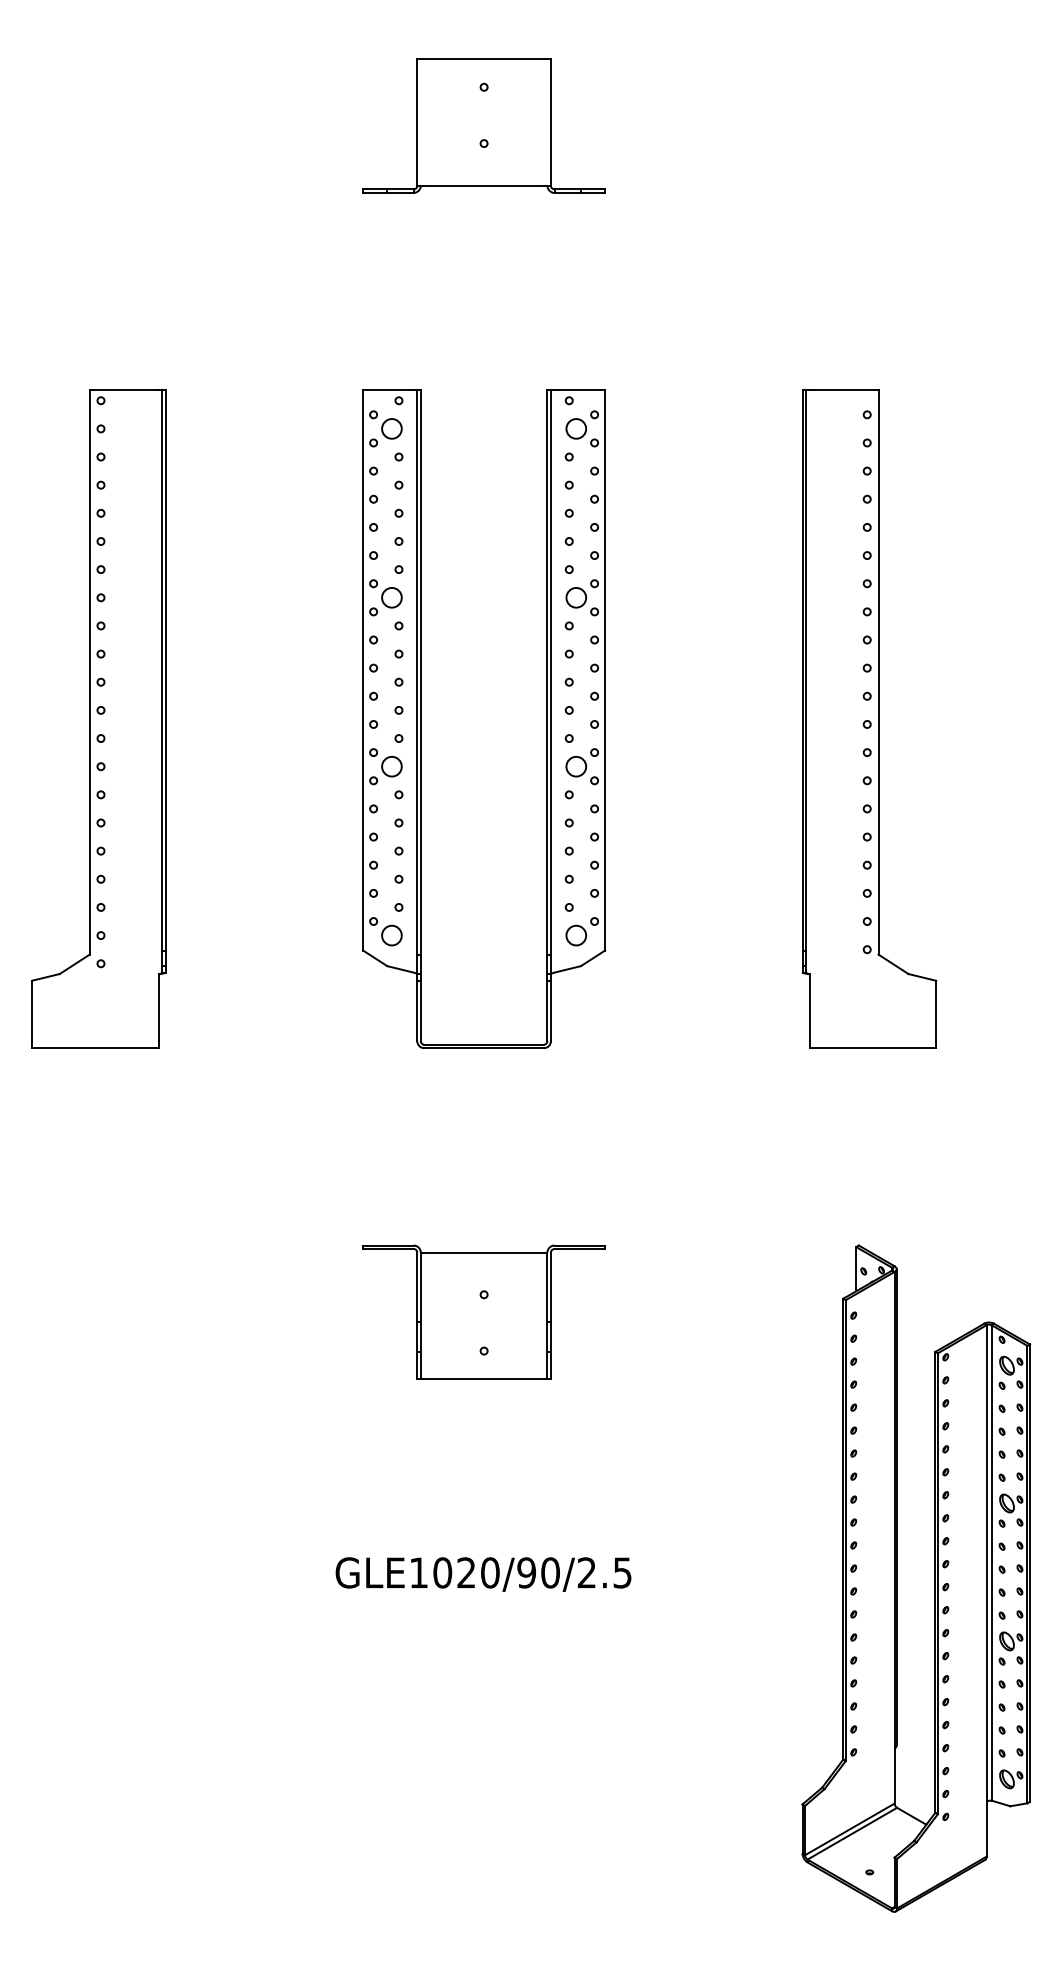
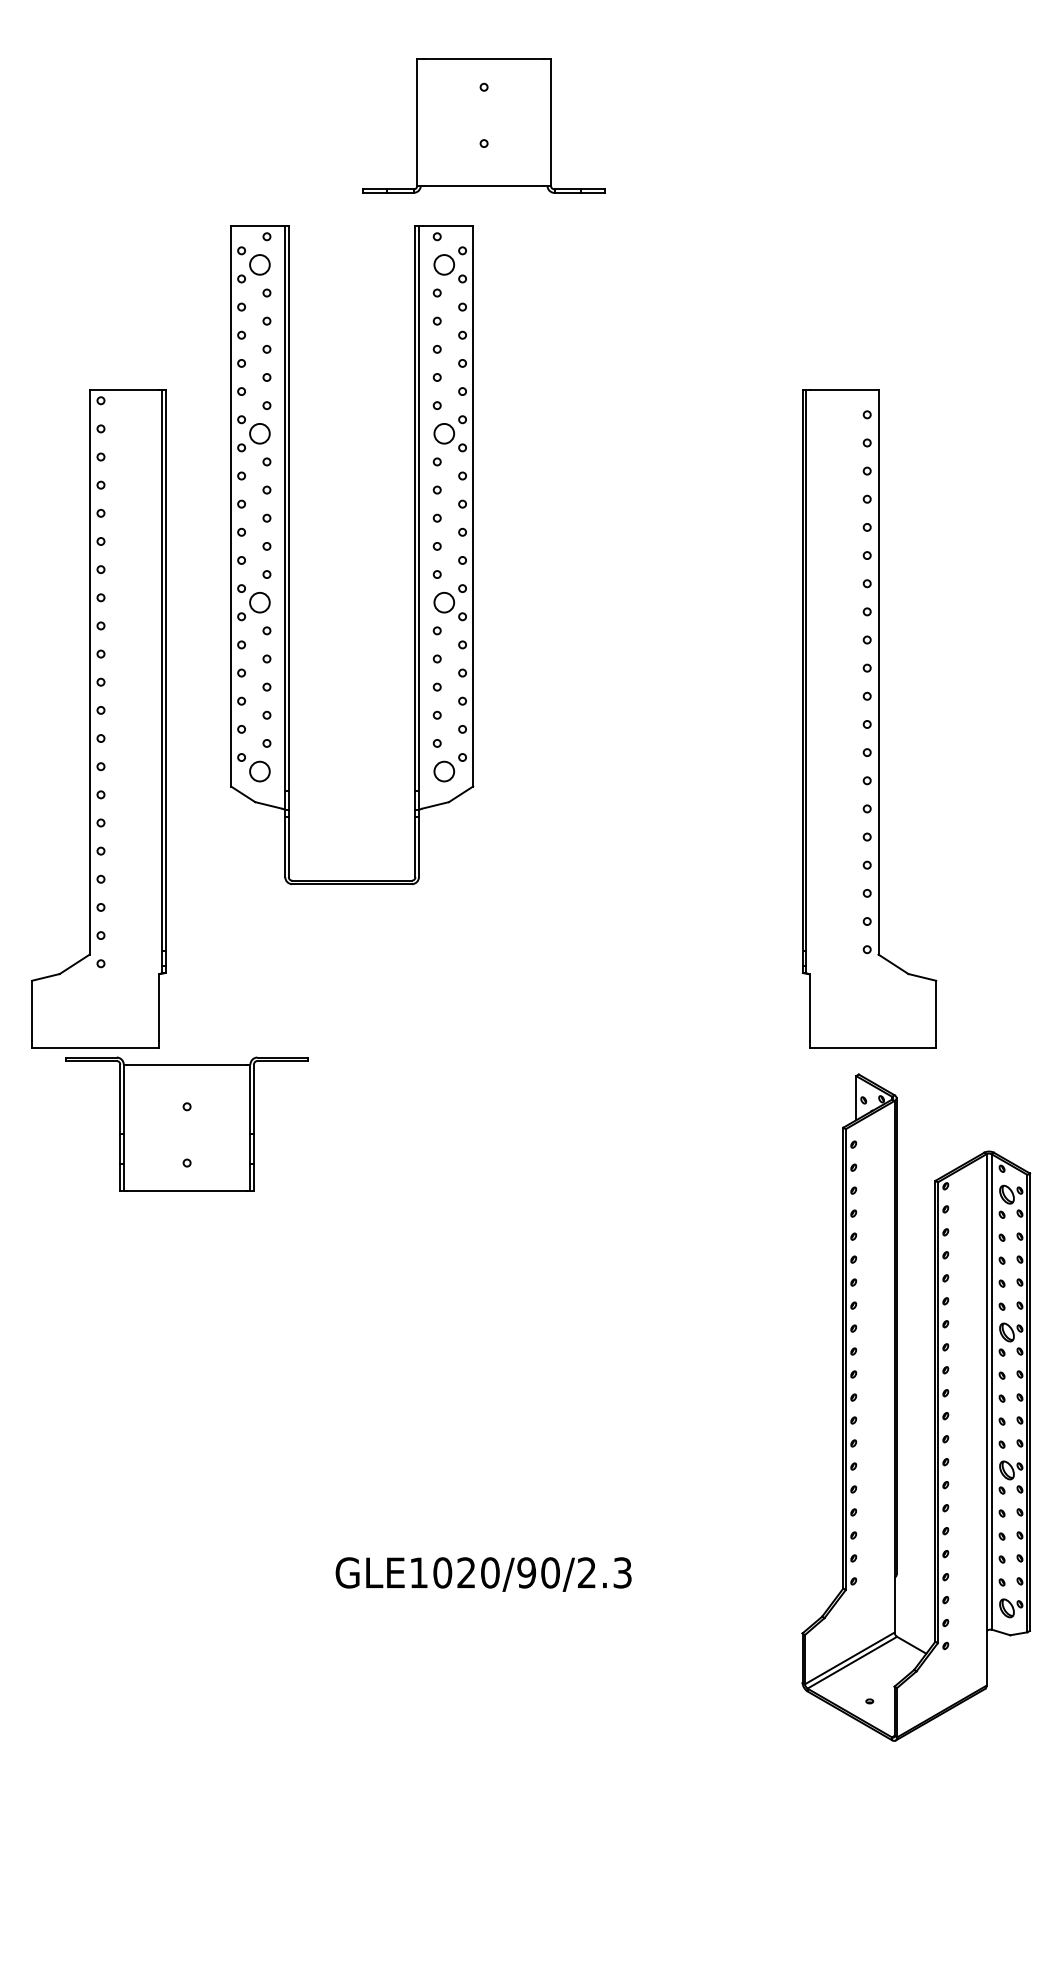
part position: (546, 719) -> (414, 555) (414, 555)
part position: (483, 1311) -> (186, 1123) (186, 1123)
text: GLE1020/90/2.5 -> GLE1020/90/2.3 (622, 1572)
part position: (934, 1578) -> (934, 1407) (934, 1407)
